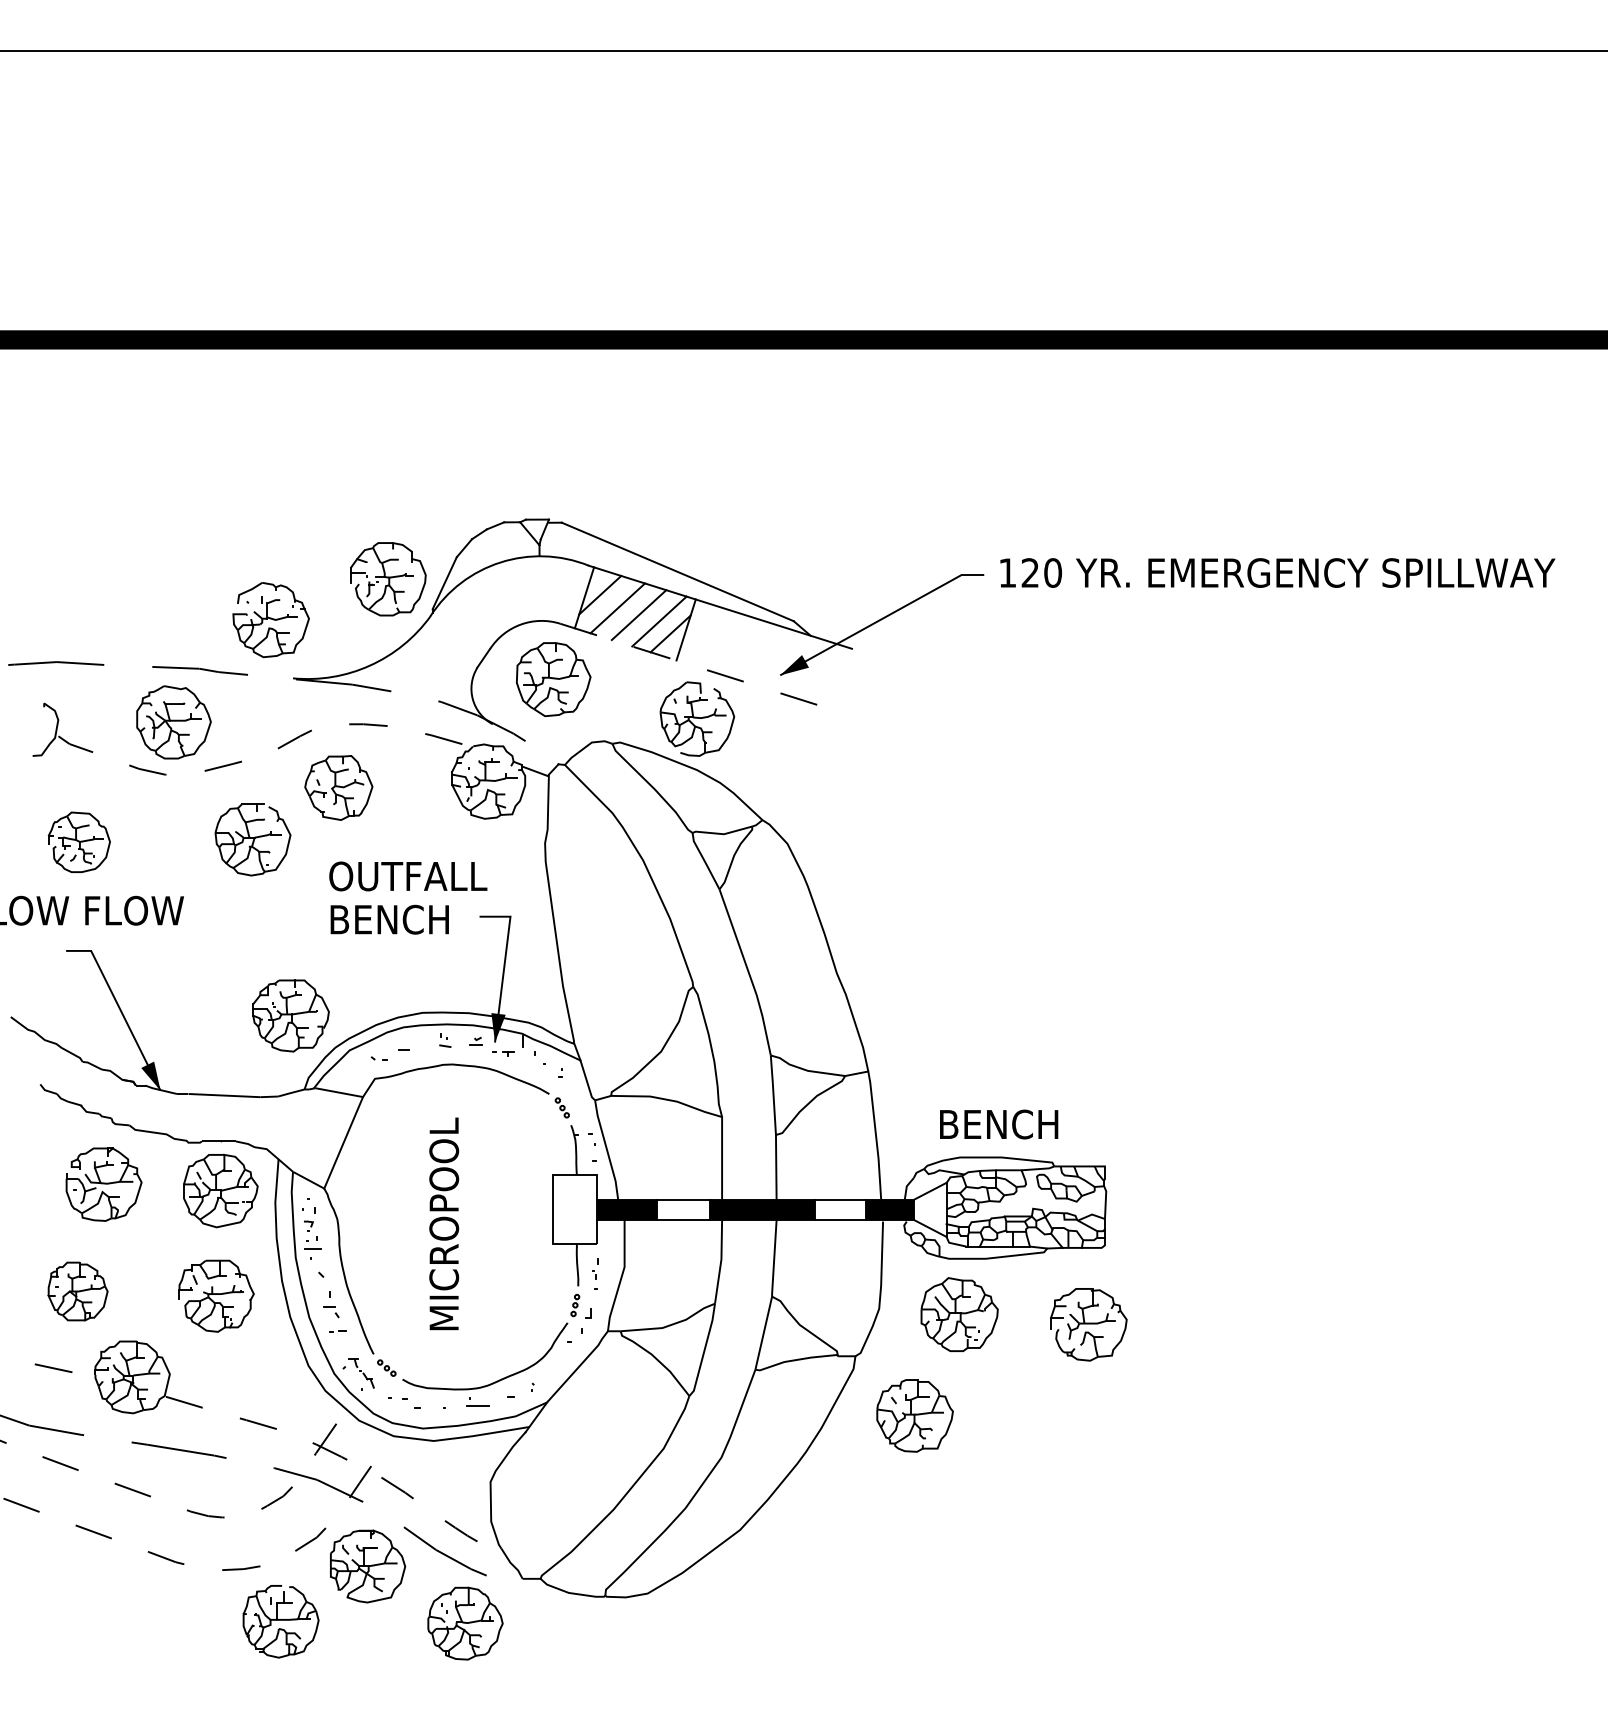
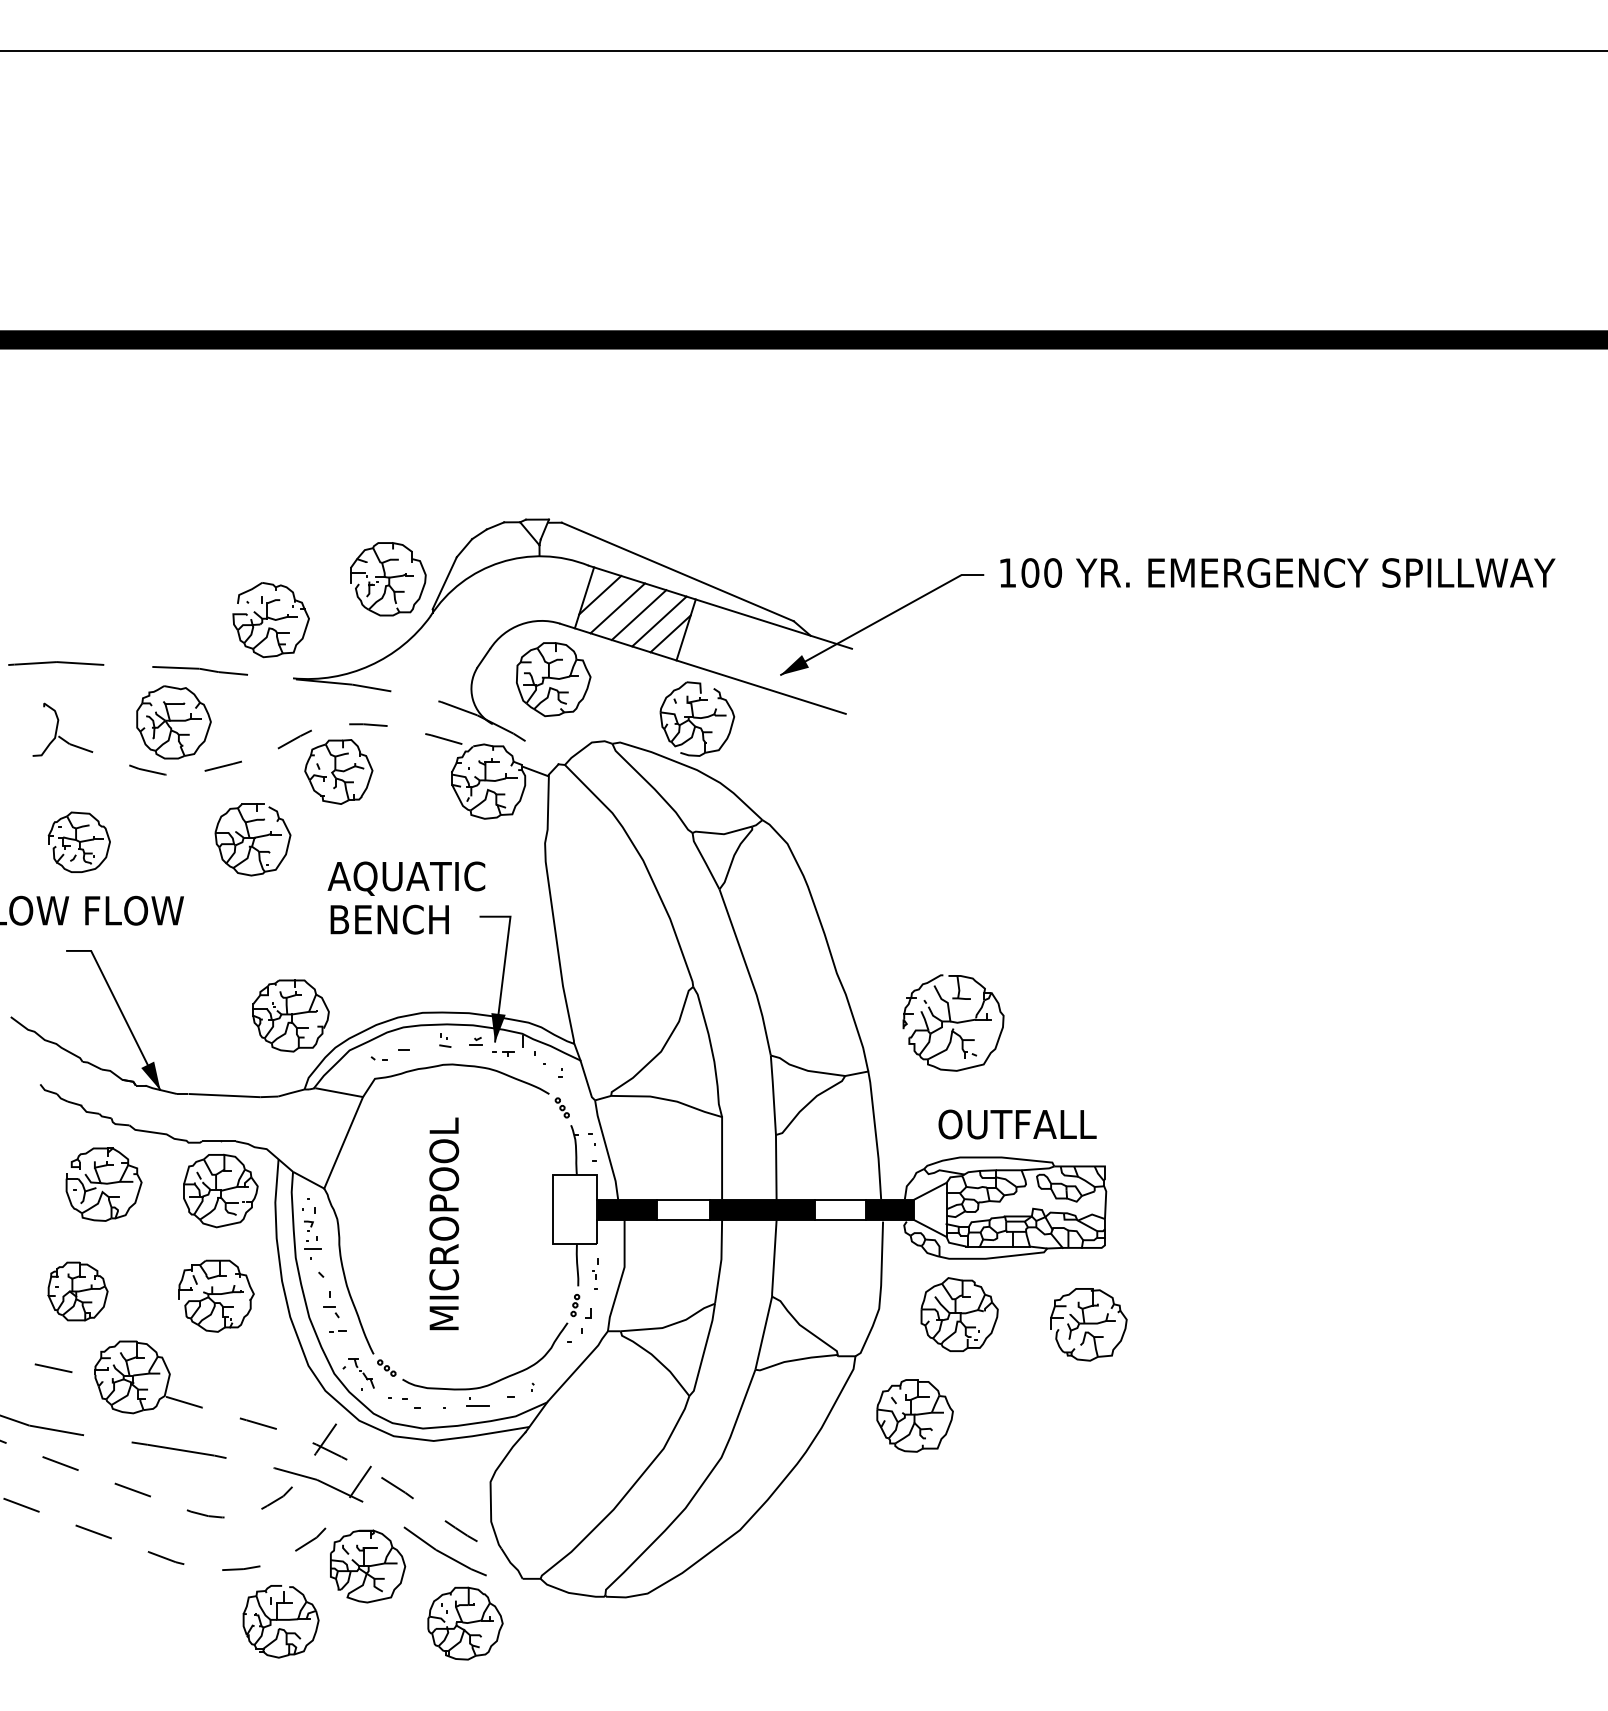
text: 120 -> 100 (1030, 572)
line: dashed -> solid (703, 668)
part position: (338, 787) -> (338, 771) (338, 771)
text: OUTFALL -> AQUATIC (407, 878)
part: none -> present (953, 1022)
text: BENCH -> OUTFALL (1017, 1124)
